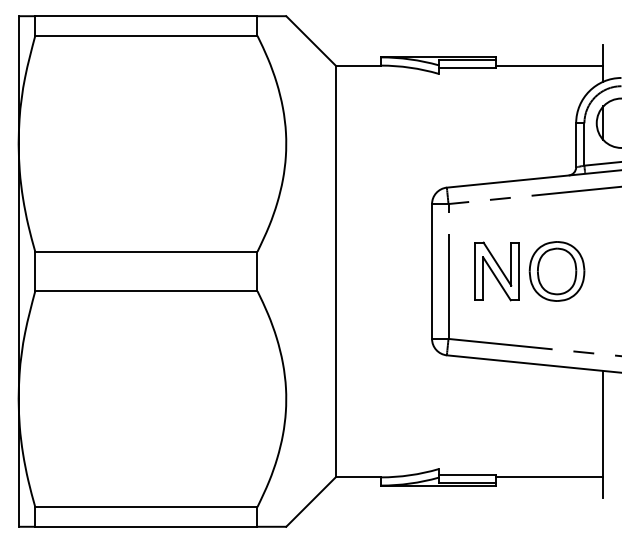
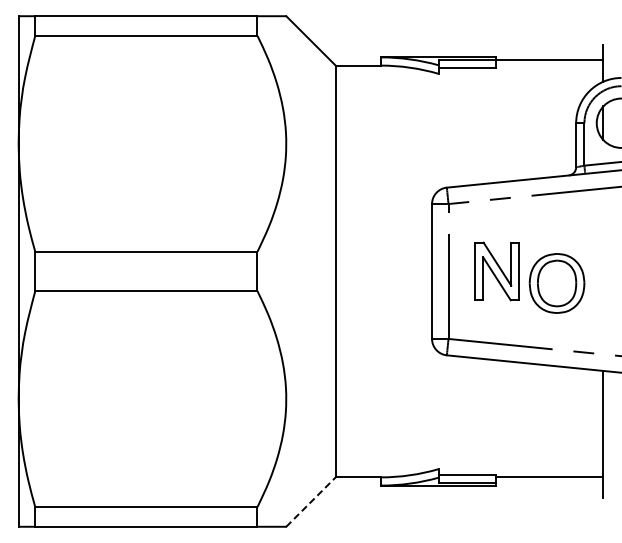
line position: (549, 65) -> (549, 59) (549, 59)
part position: (556, 271) -> (556, 283) (556, 283)
line: solid -> dashed (311, 502)
